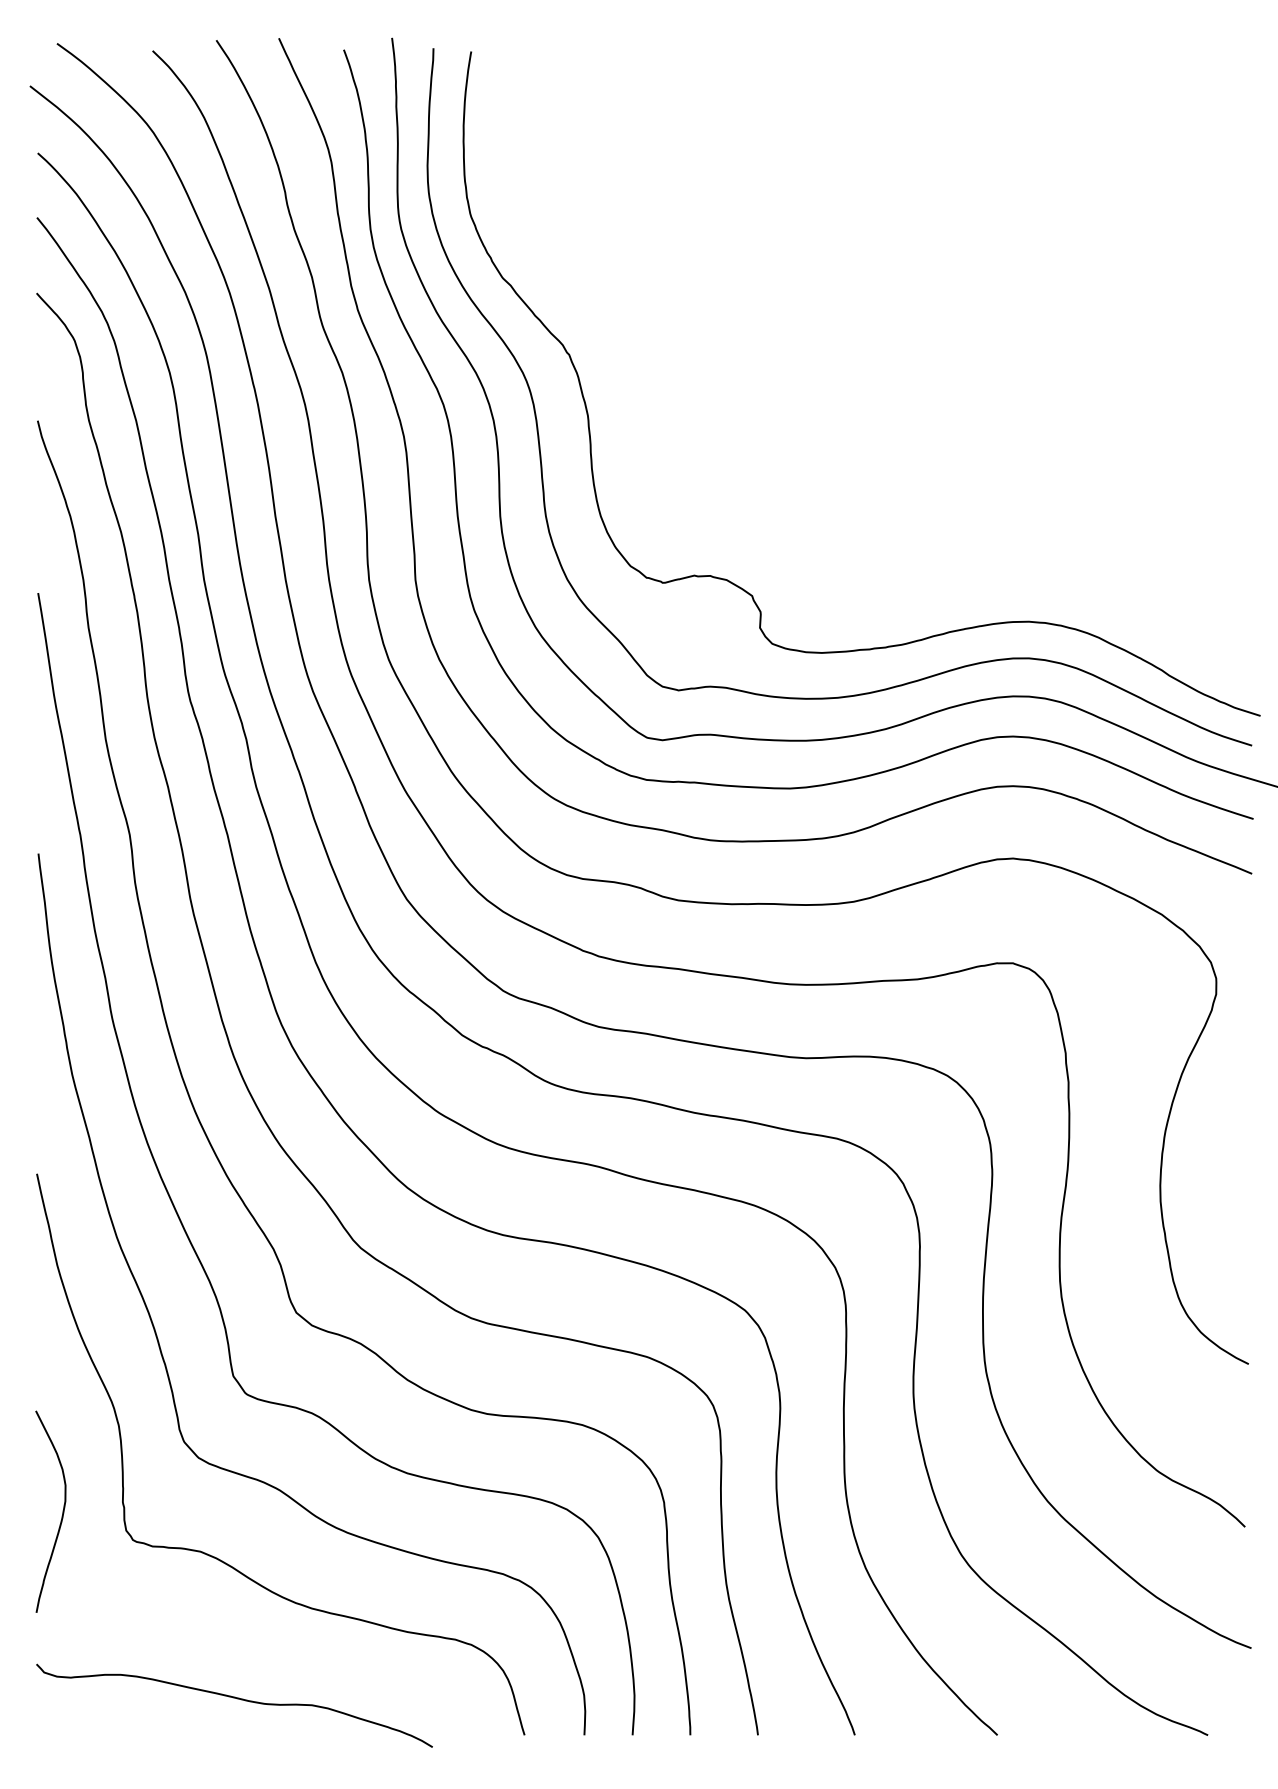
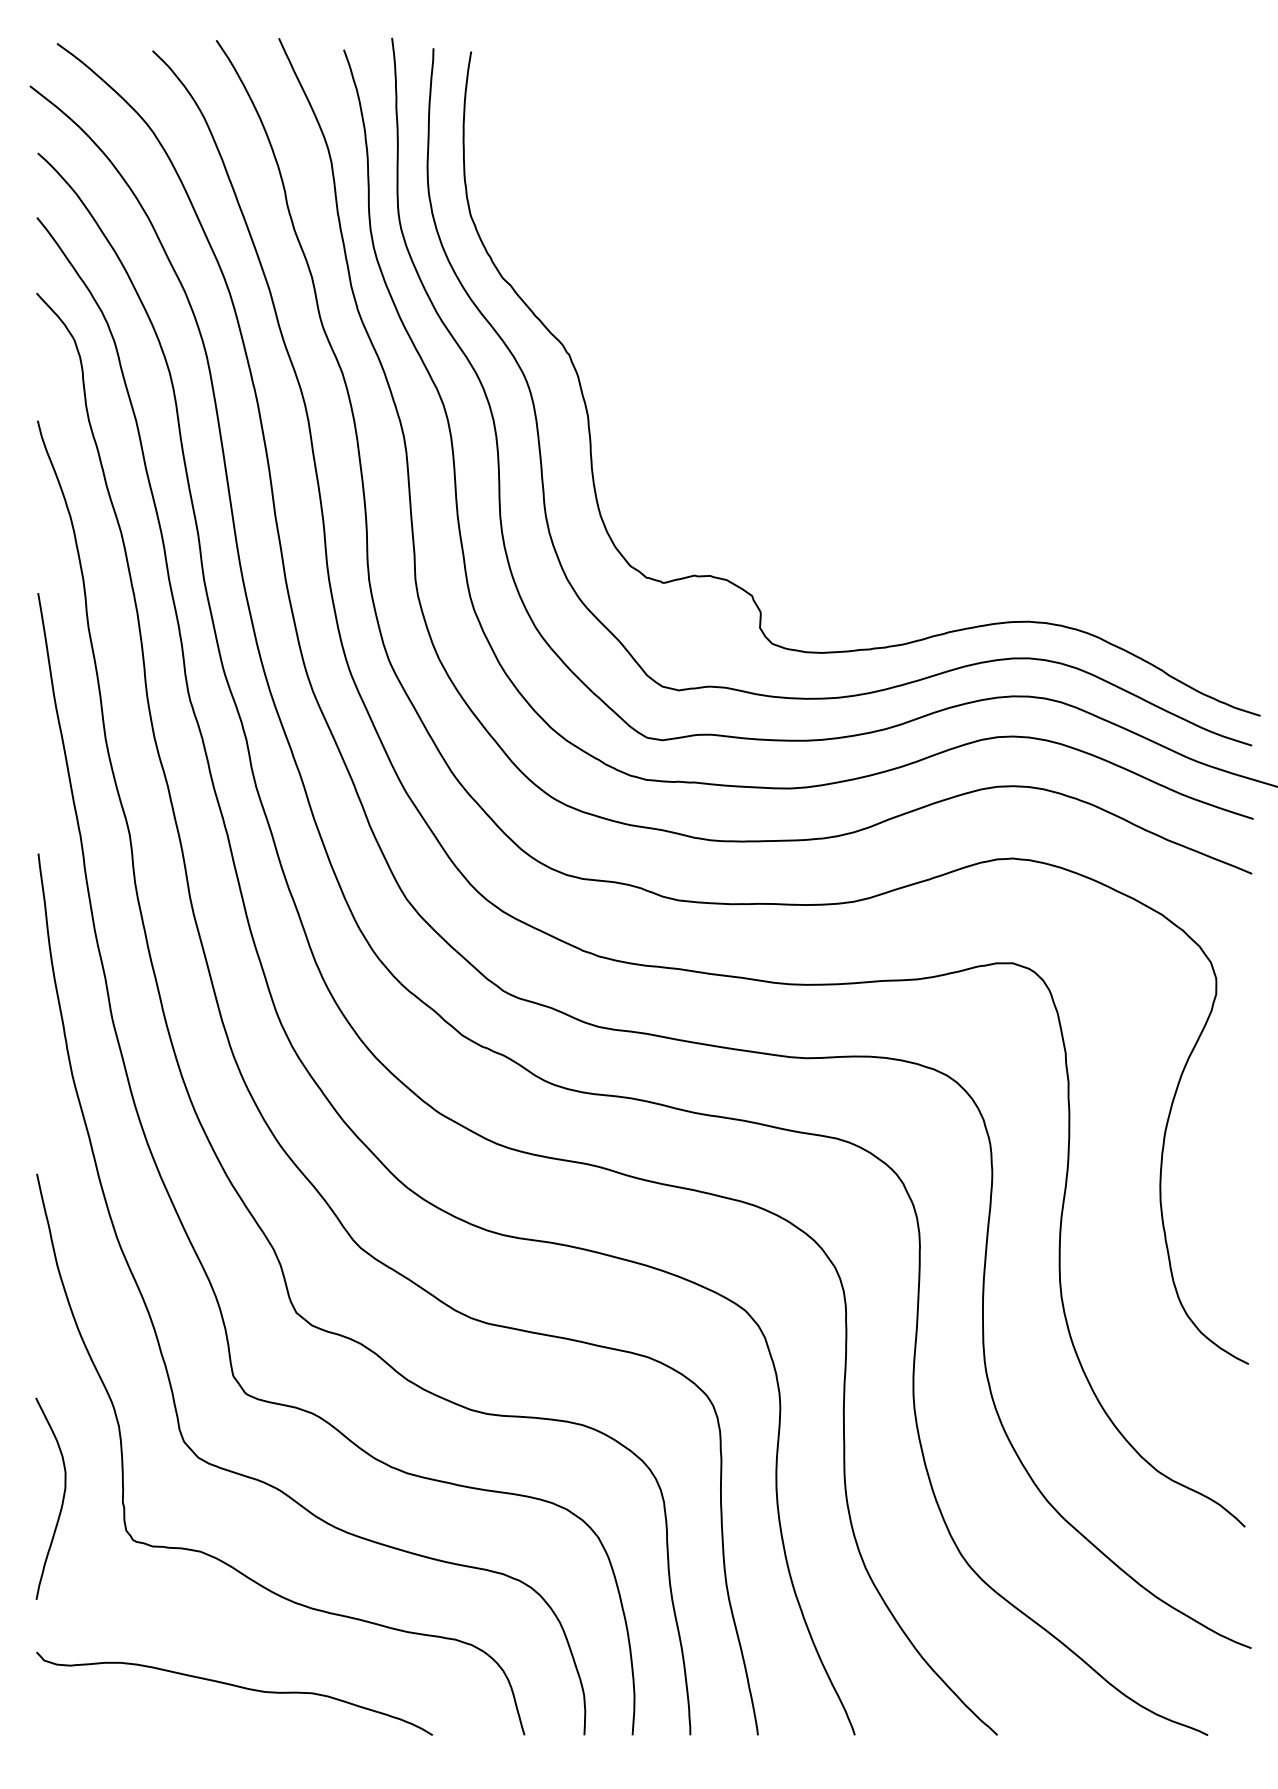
curve position: (62, 1511) -> (62, 1498) (62, 1498)
curve position: (237, 1699) -> (237, 1687) (237, 1687)
